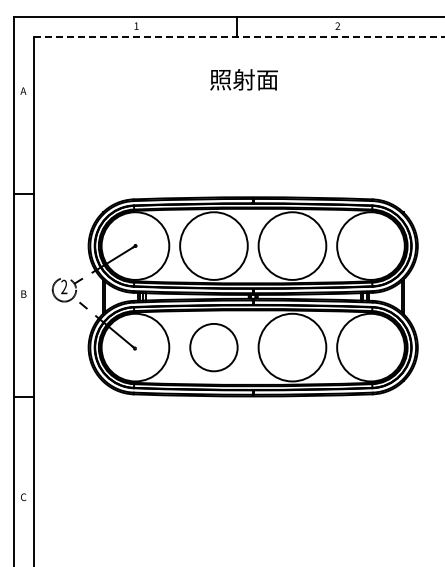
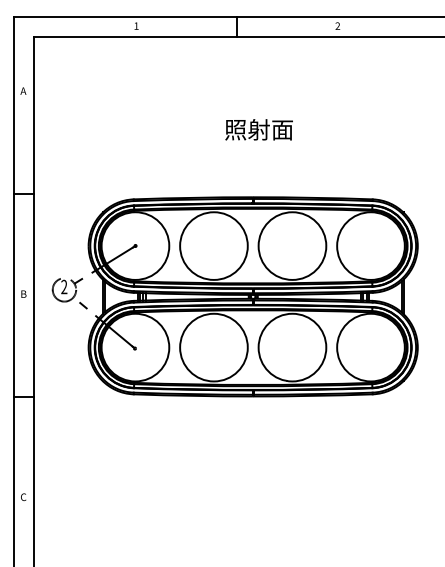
line: dashed -> solid (238, 37)
text position: (243, 79) -> (258, 129) (258, 129)
circle diameter: 47 px -> 68 px (213, 347)
